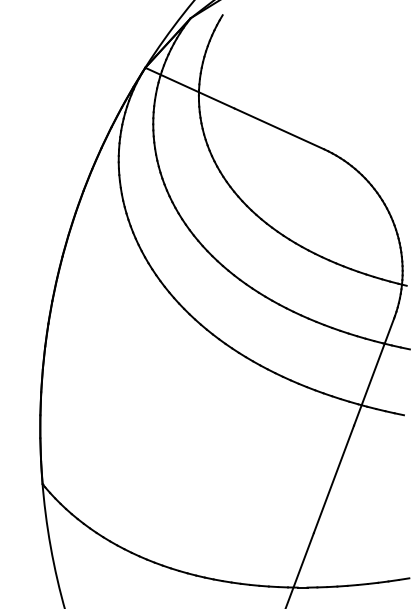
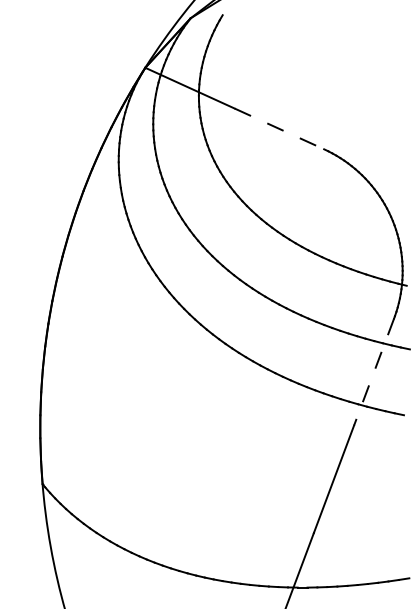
line: solid -> dashed (279, 129)
line: solid -> dashed (373, 372)
